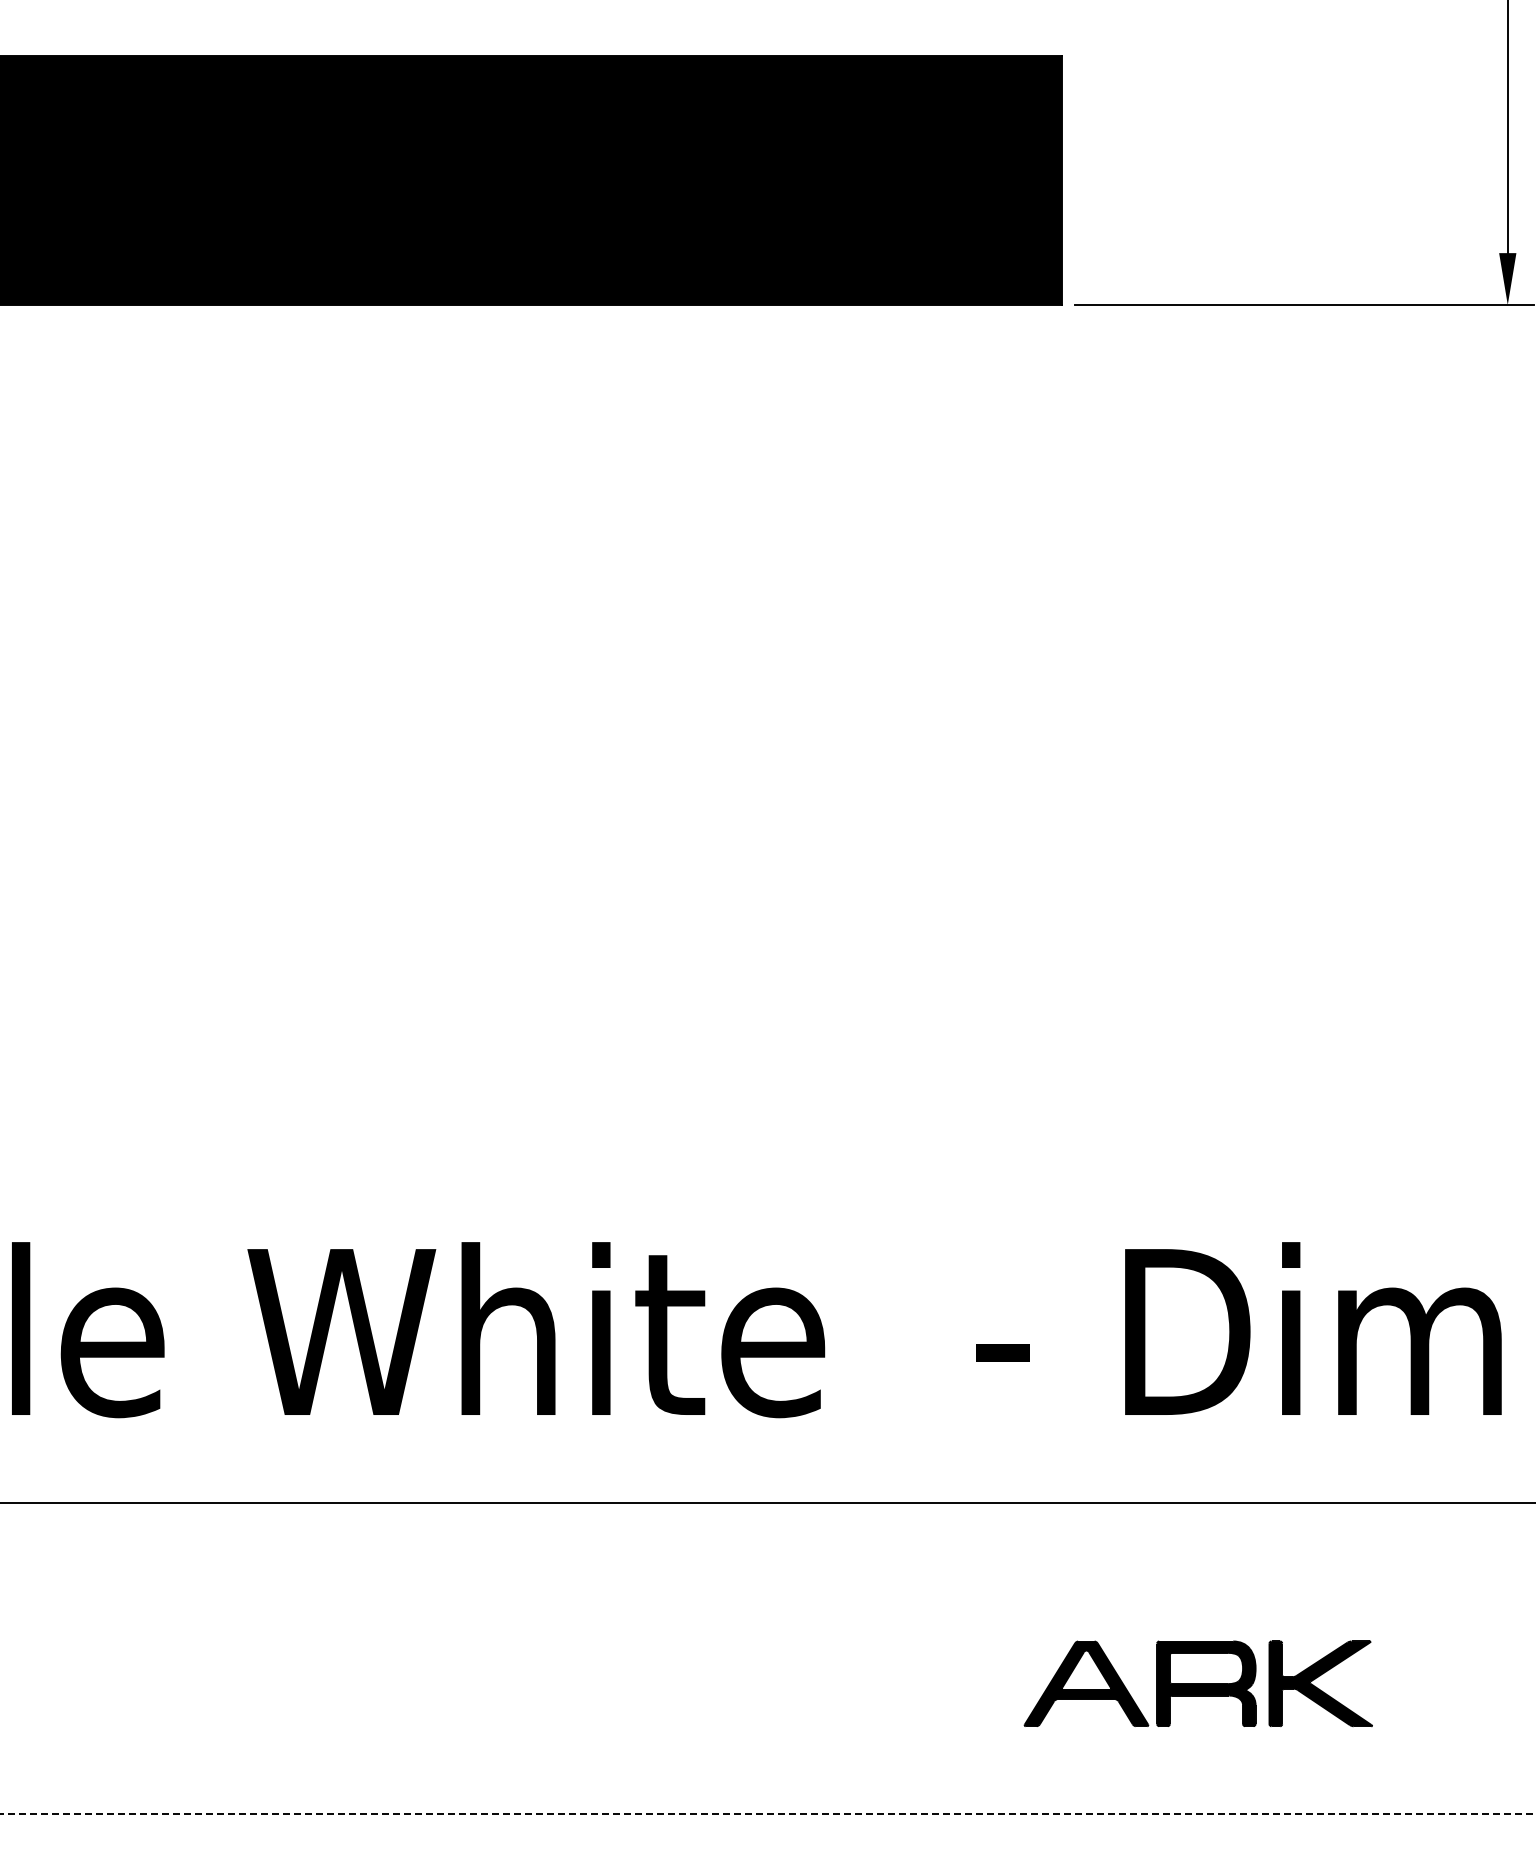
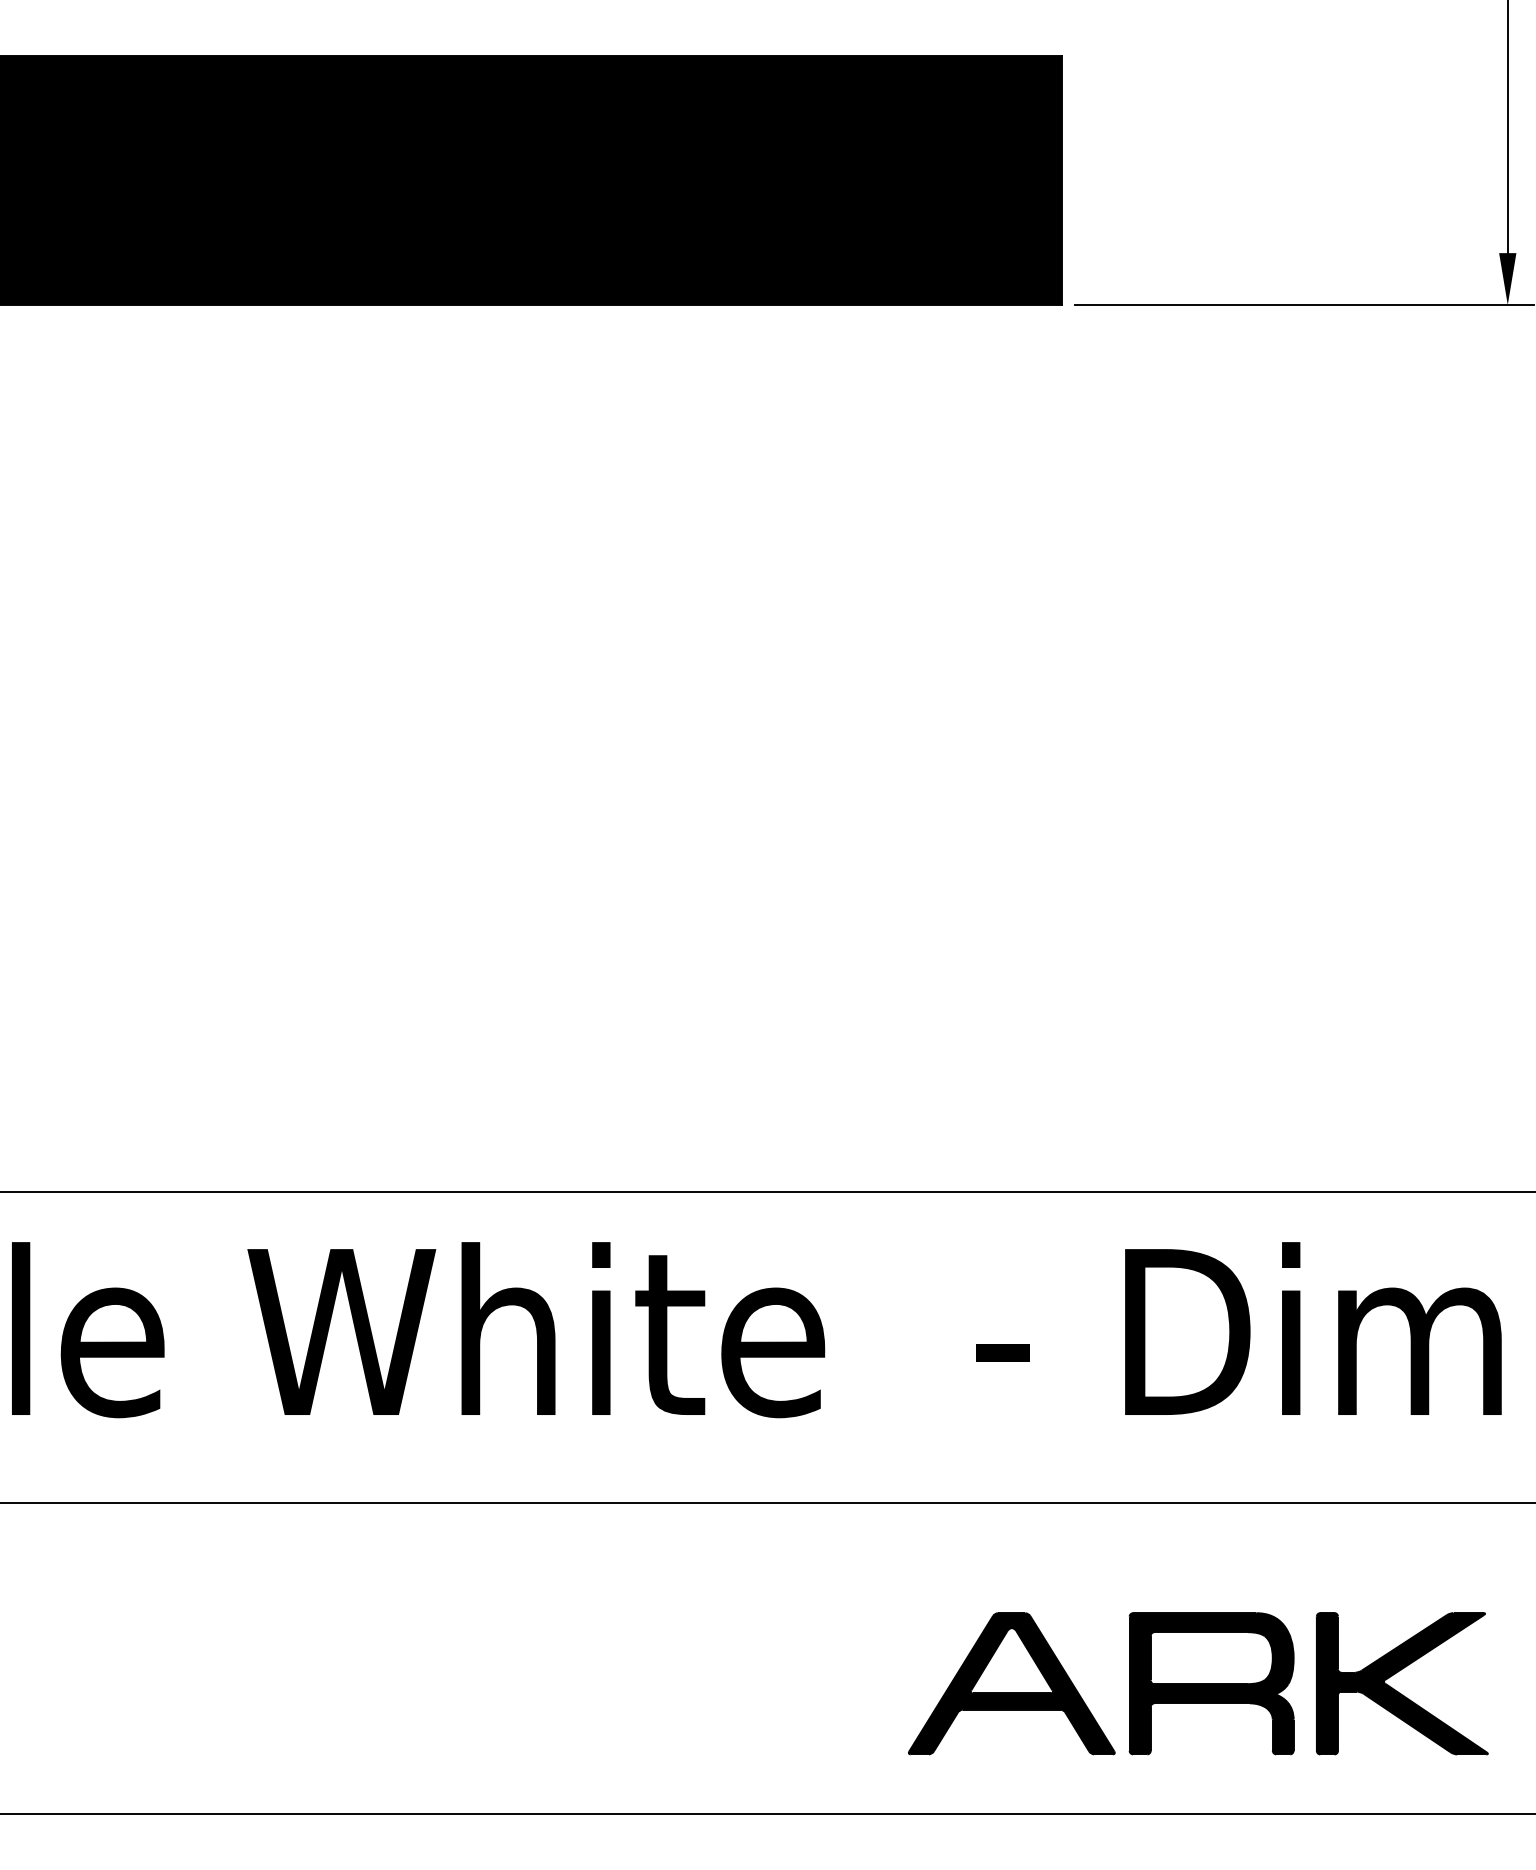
line: none -> present (767, 1191)
part size: 350x88 px -> 581x144 px (1198, 1683)
line: dashed -> solid (767, 1813)
